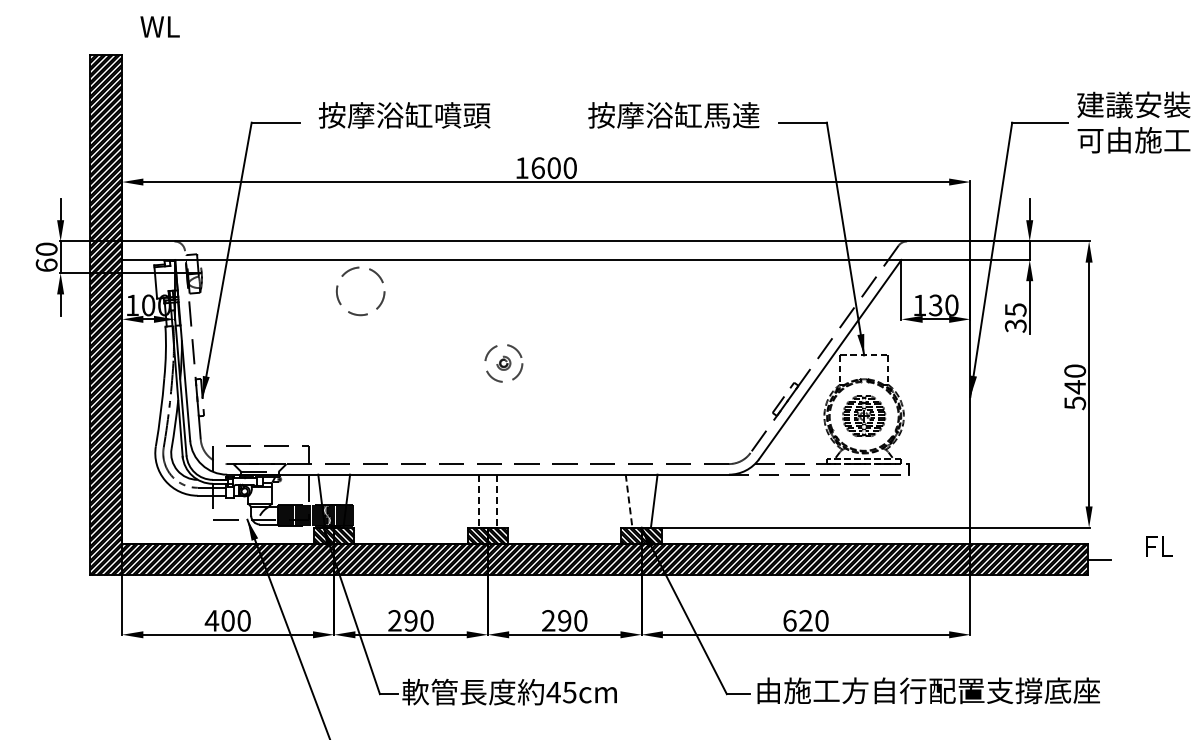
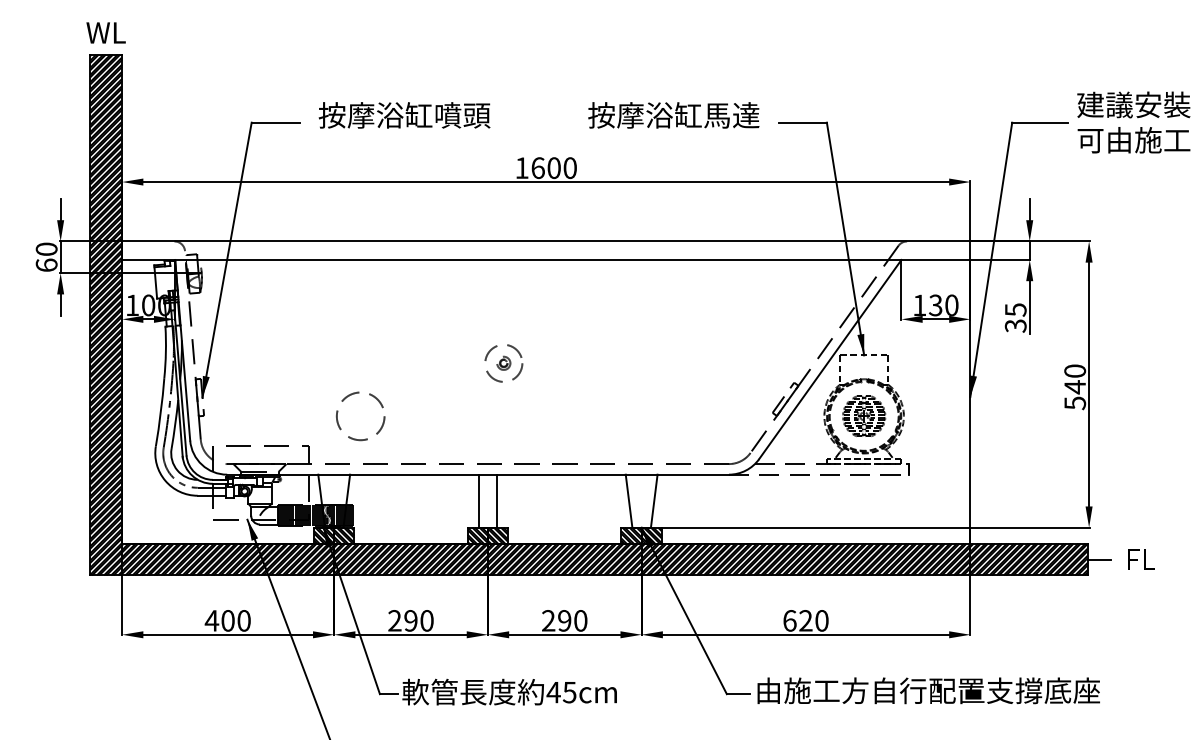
text position: (159, 26) -> (105, 32) (105, 32)
circle position: (360, 291) -> (360, 416) (360, 416)
line: dashed -> solid (478, 501)
line: dashed -> solid (497, 501)
line: dashed -> solid (629, 501)
text position: (1159, 546) -> (1141, 559) (1141, 559)
